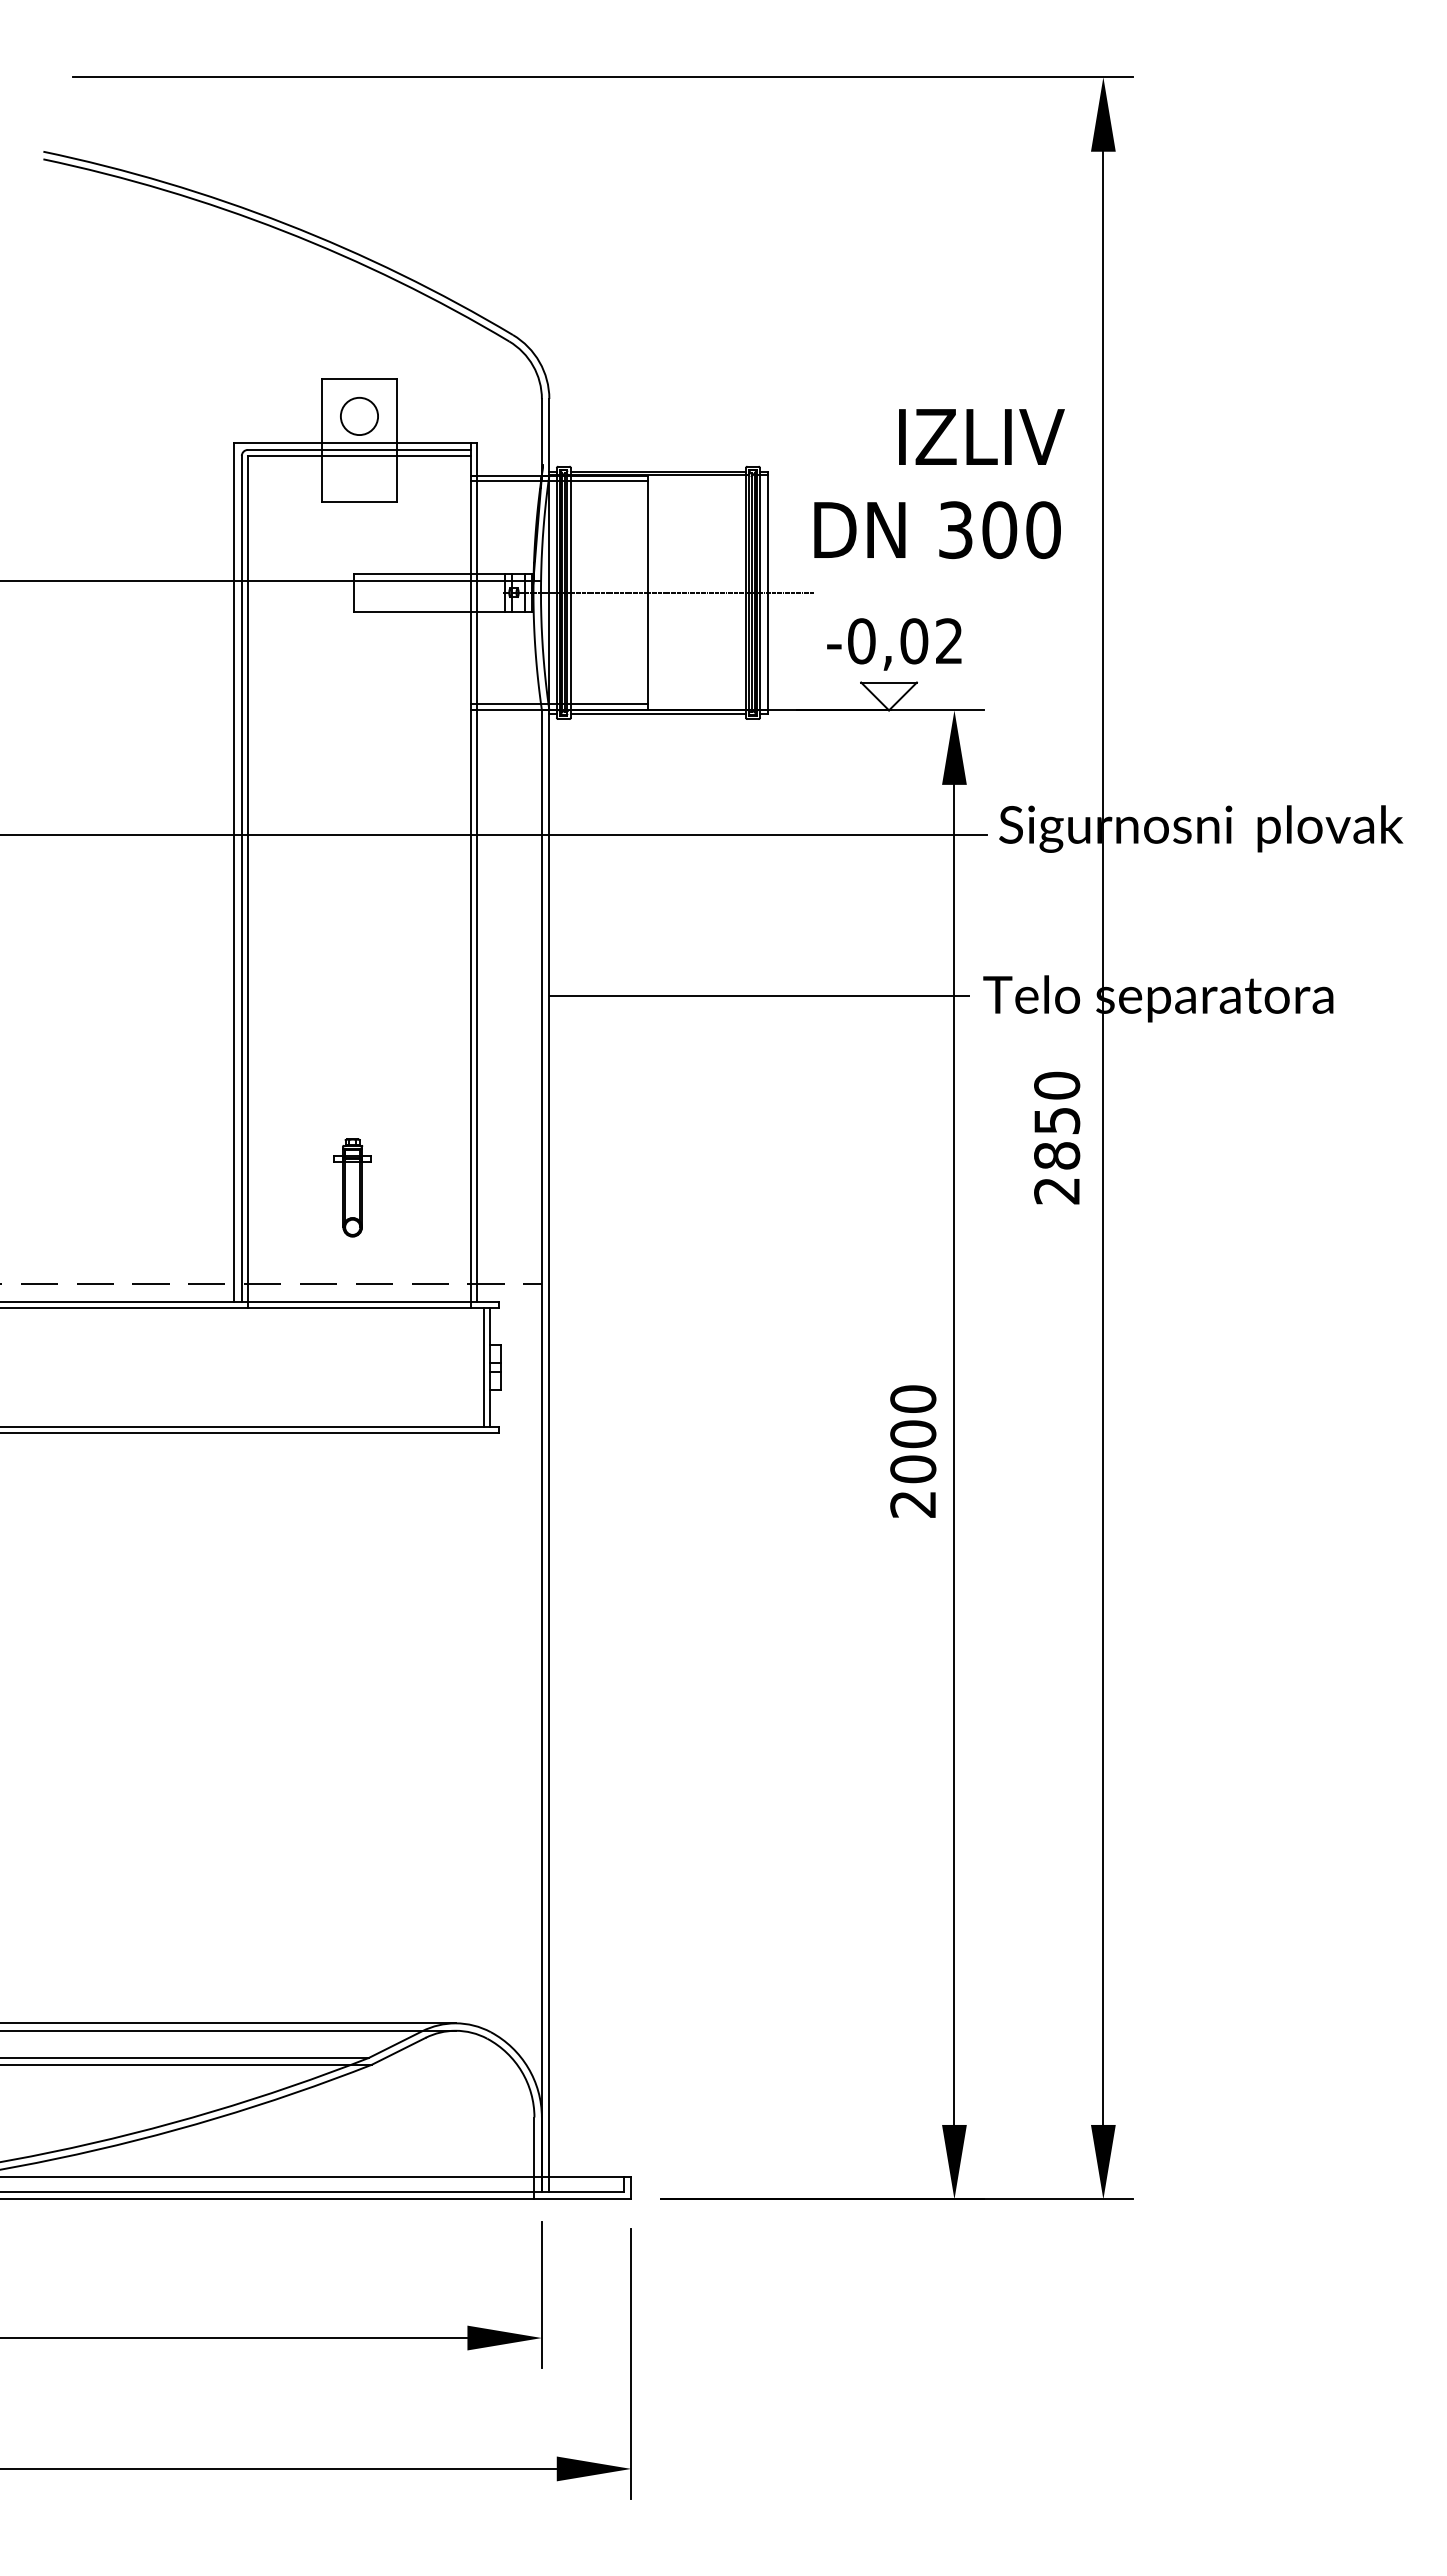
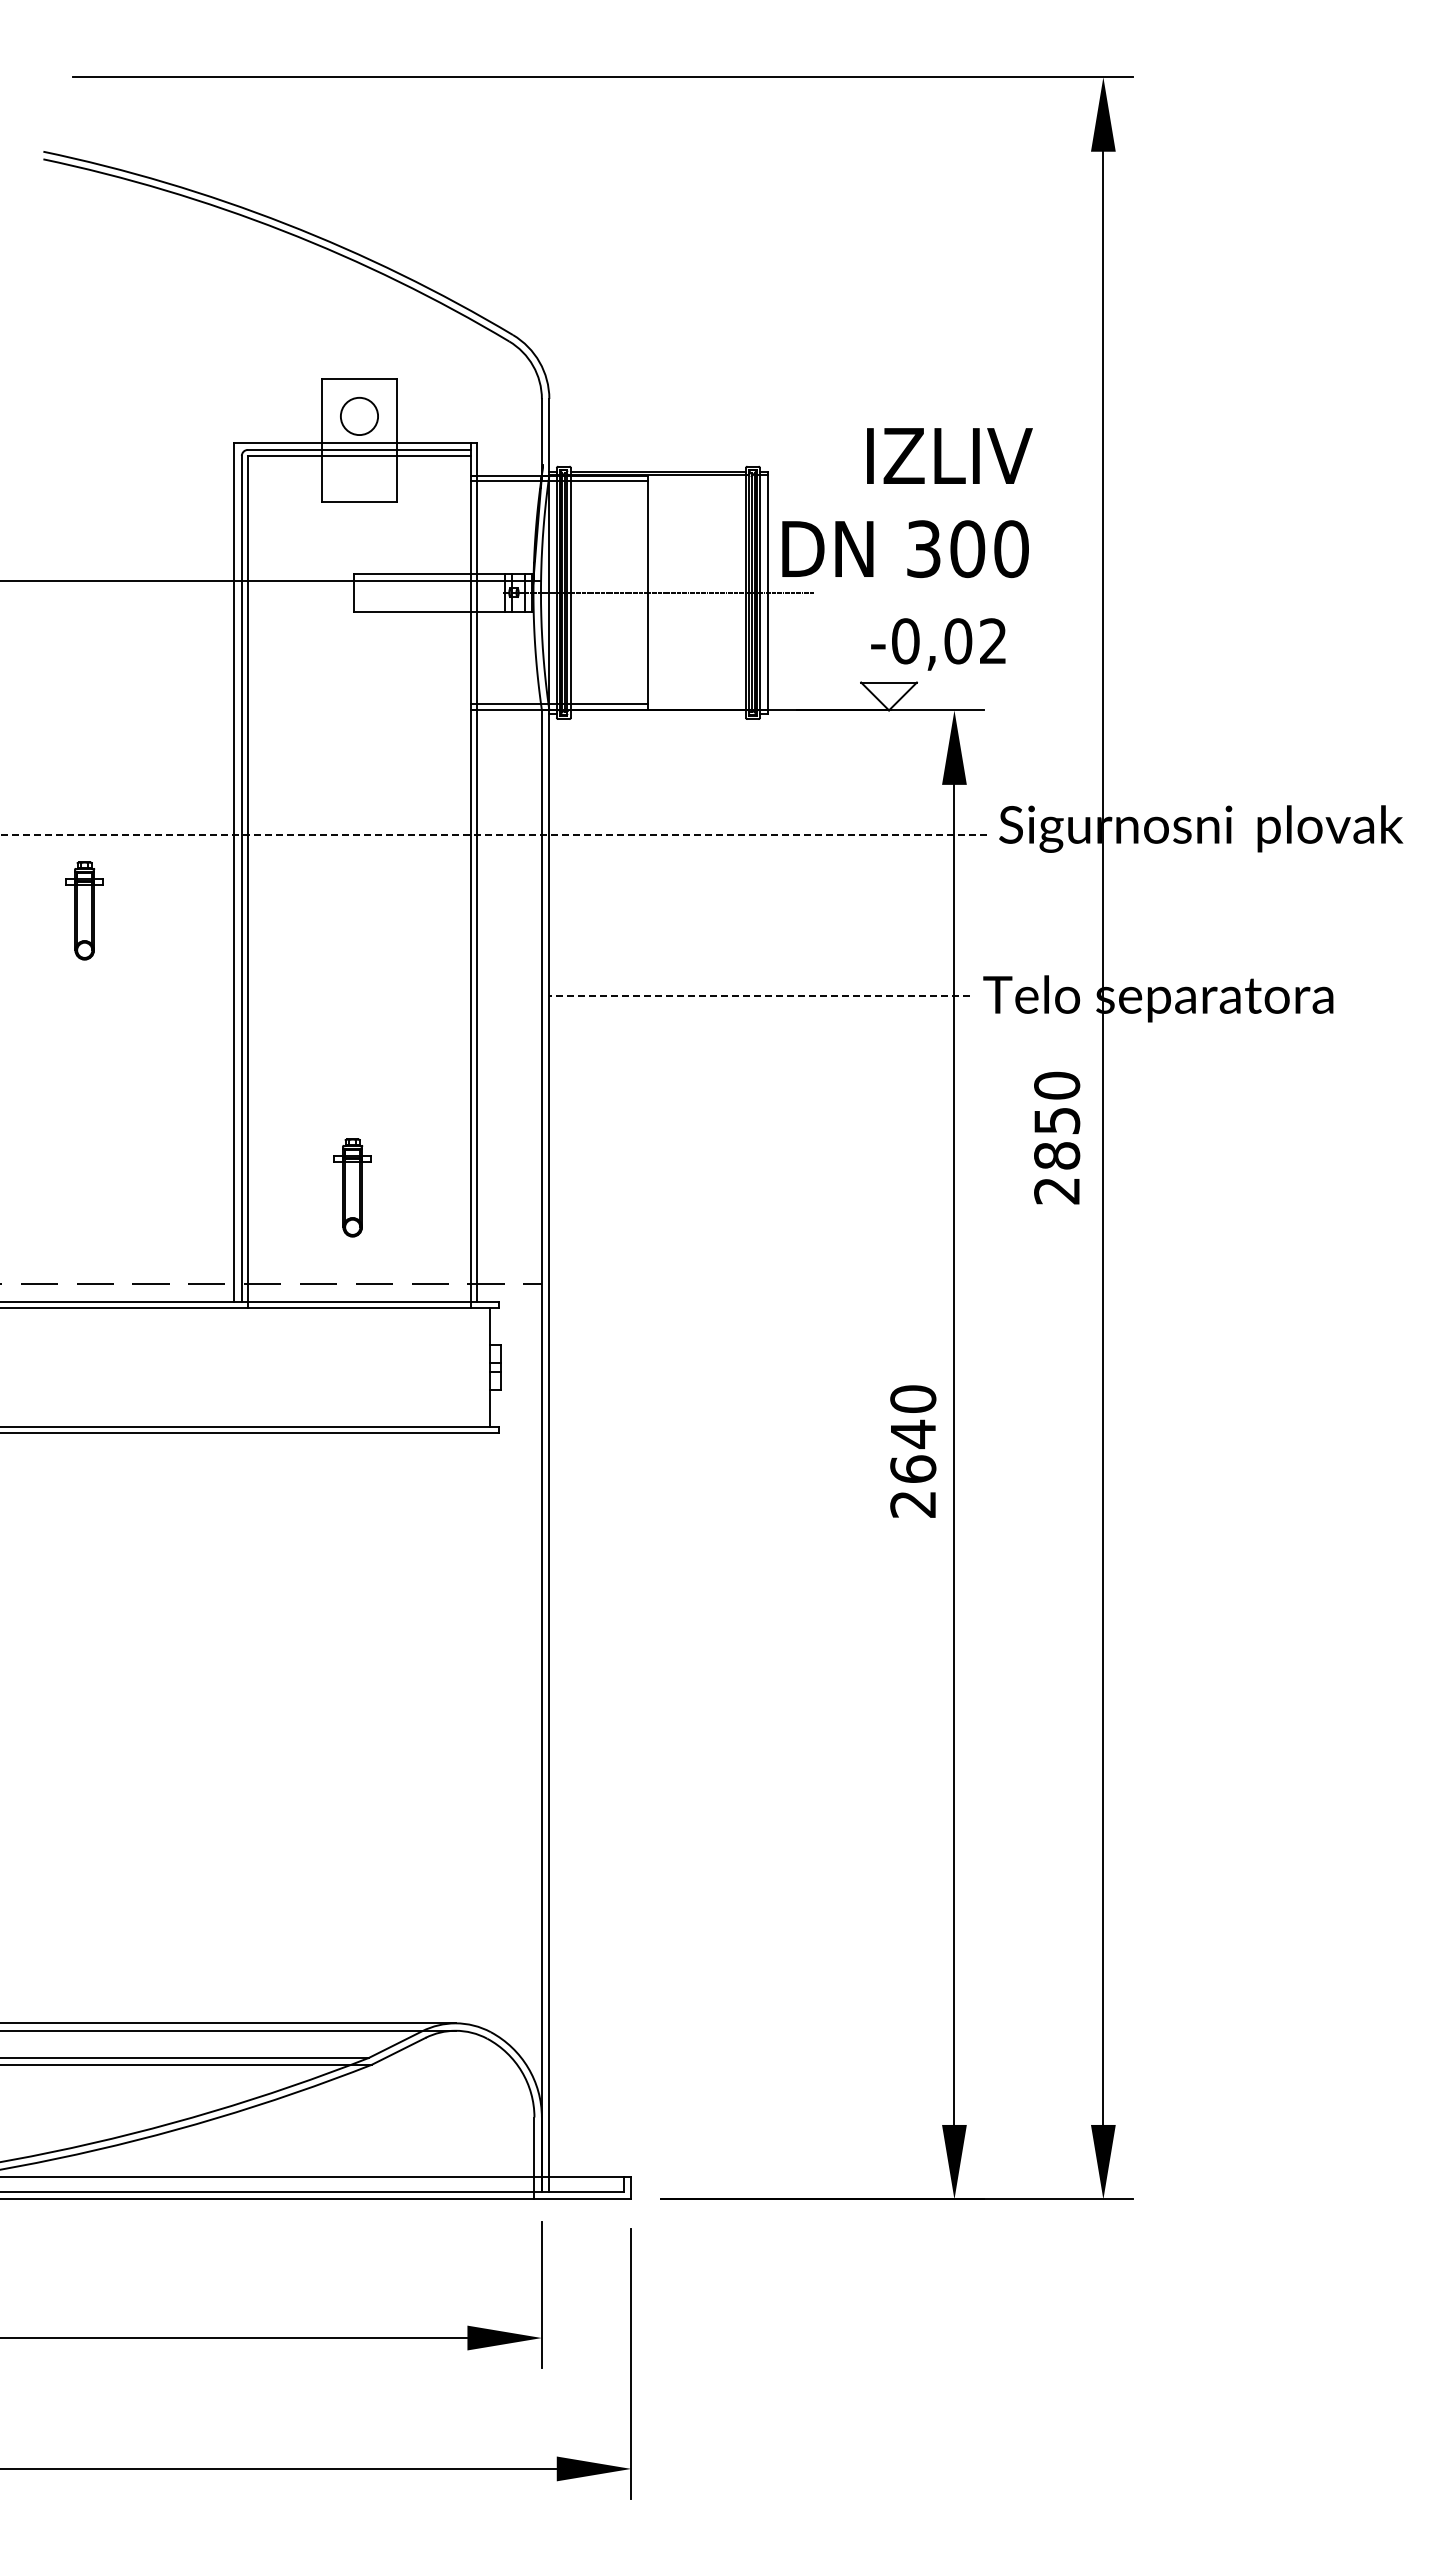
text position: (939, 484) -> (907, 503) (907, 503)
text position: (894, 644) -> (938, 644) (938, 644)
line: present -> none (657, 713)
line: solid -> dashed (493, 835)
part: none -> present (84, 910)
line: solid -> dashed (758, 996)
line: present -> none (483, 1366)
text: 2000 -> 2640 (913, 1451)
